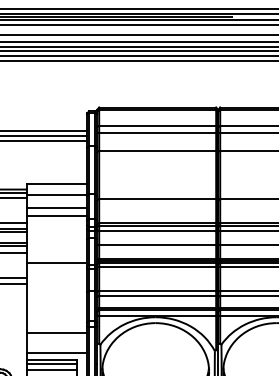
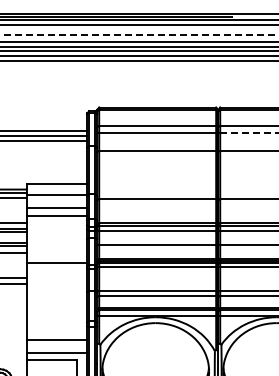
line: present -> none (138, 8)
line: solid -> dashed (139, 34)
line: solid -> dashed (249, 132)
line position: (56, 332) -> (56, 339) (56, 339)
line: present -> none (51, 364)
line: present -> none (51, 369)
